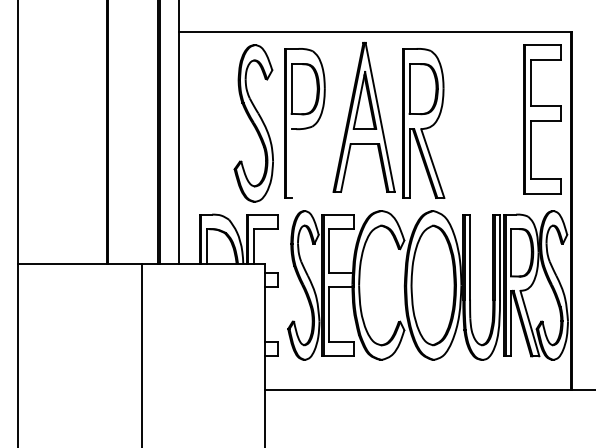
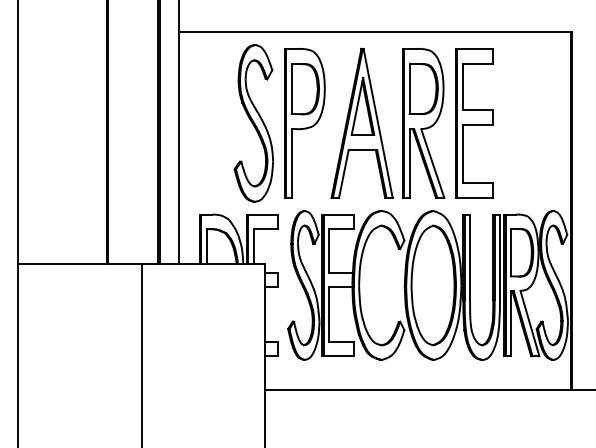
part position: (363, 116) -> (361, 122) (361, 122)
part position: (542, 119) -> (474, 123) (474, 123)
line: none -> present (291, 163)
